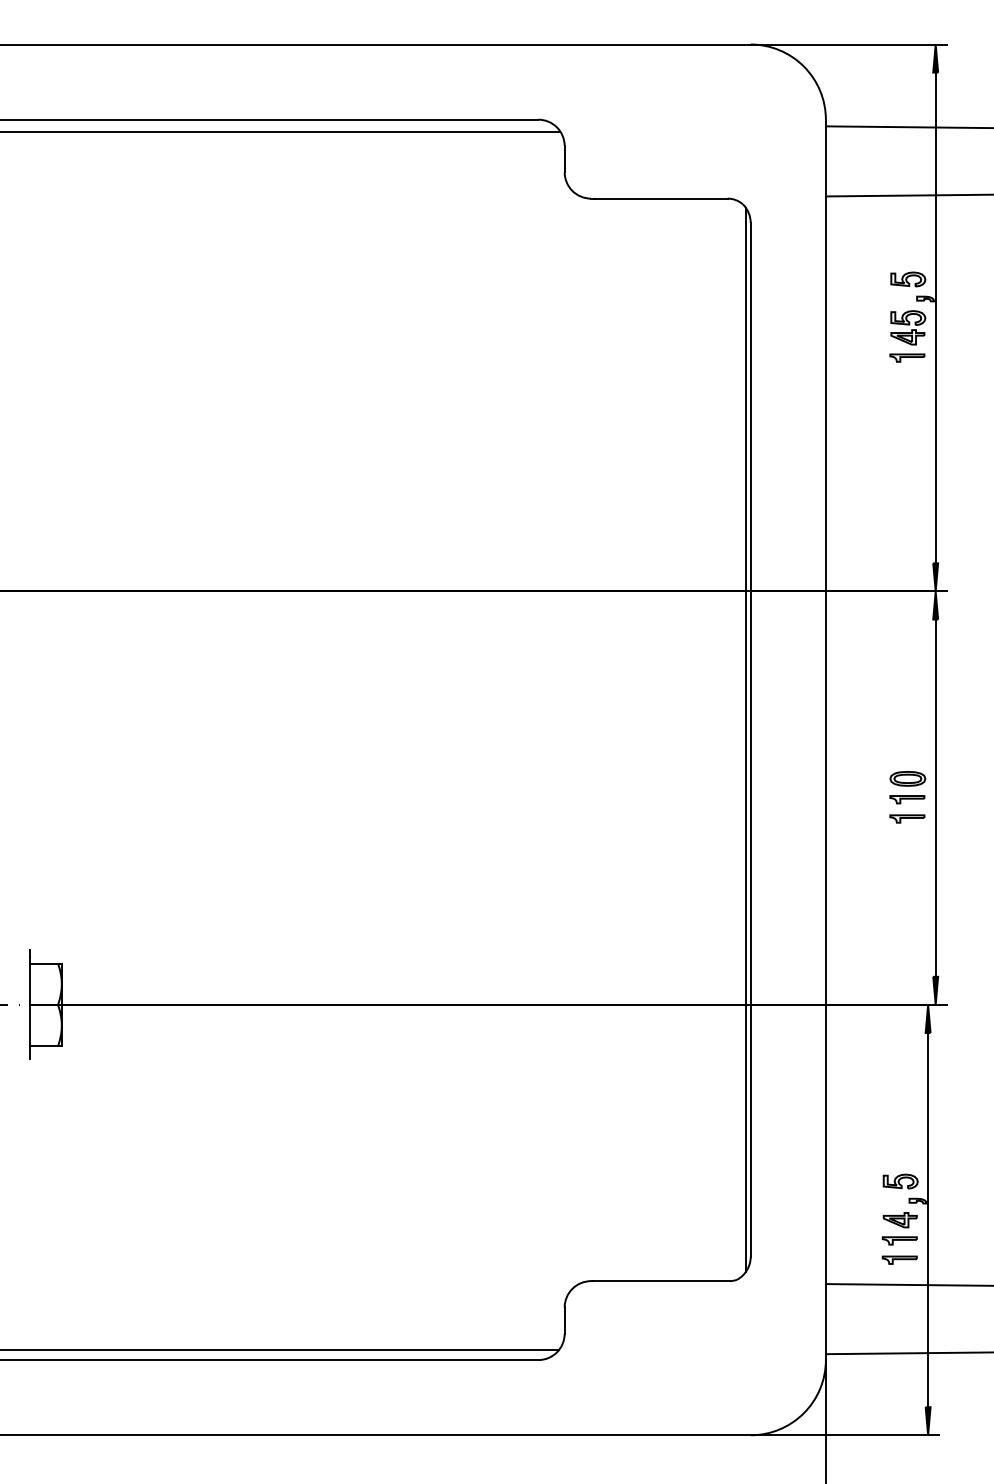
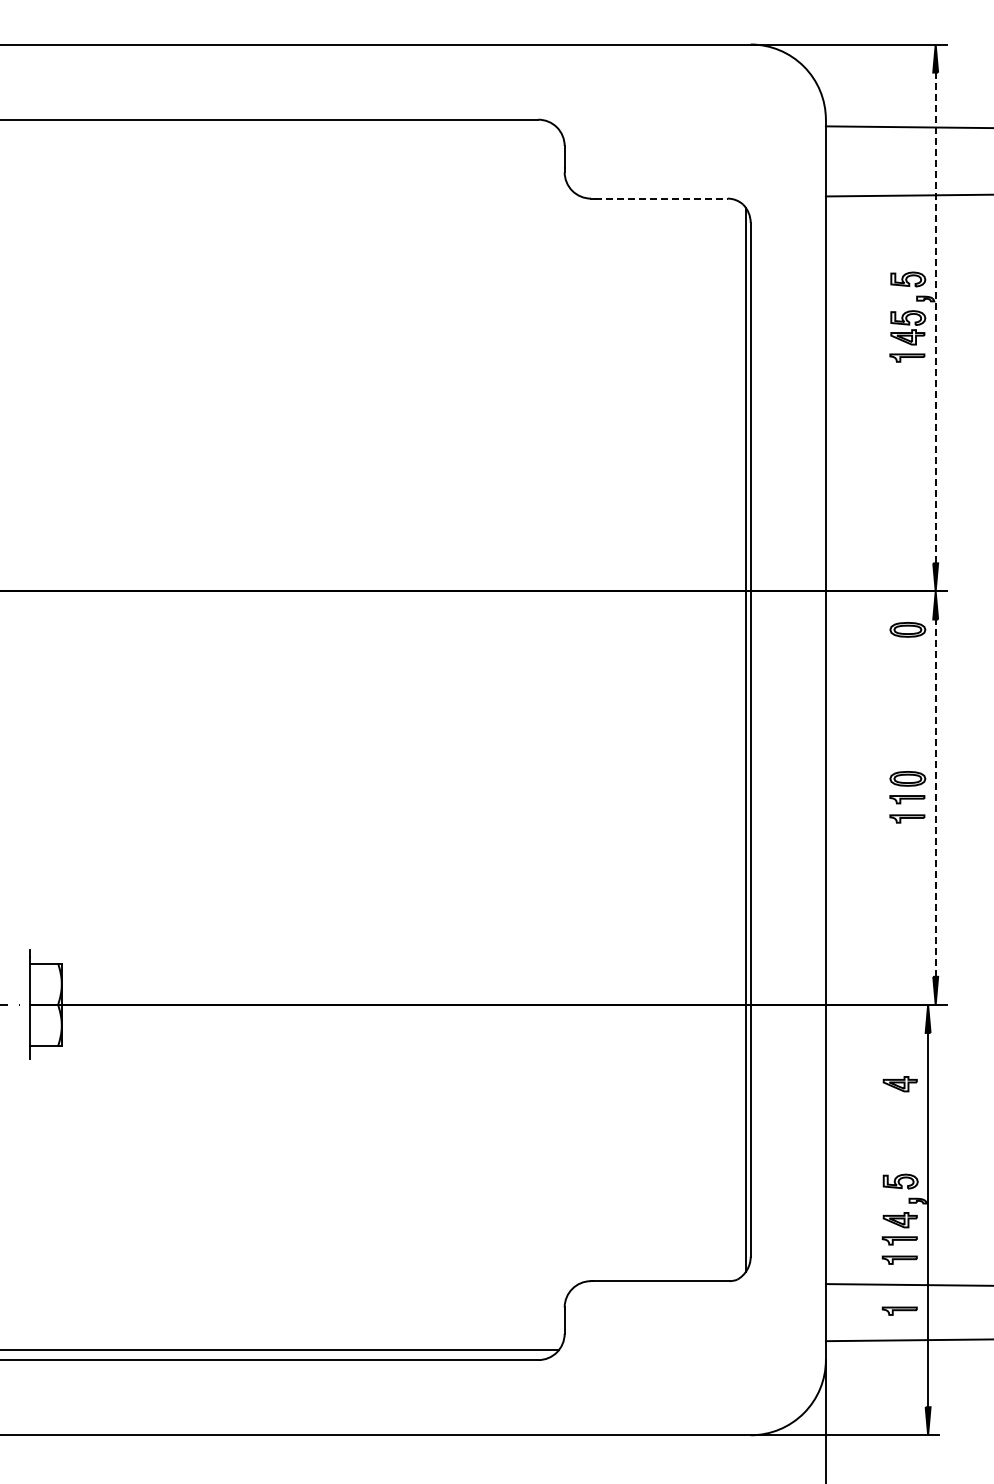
line: present -> none (281, 131)
line: solid -> dashed (661, 198)
line: solid -> dashed (935, 317)
part: none -> present (907, 629)
line: solid -> dashed (935, 798)
part: none -> present (899, 1084)
part: none -> present (899, 1310)
line position: (907, 1353) -> (907, 1340) (907, 1340)
